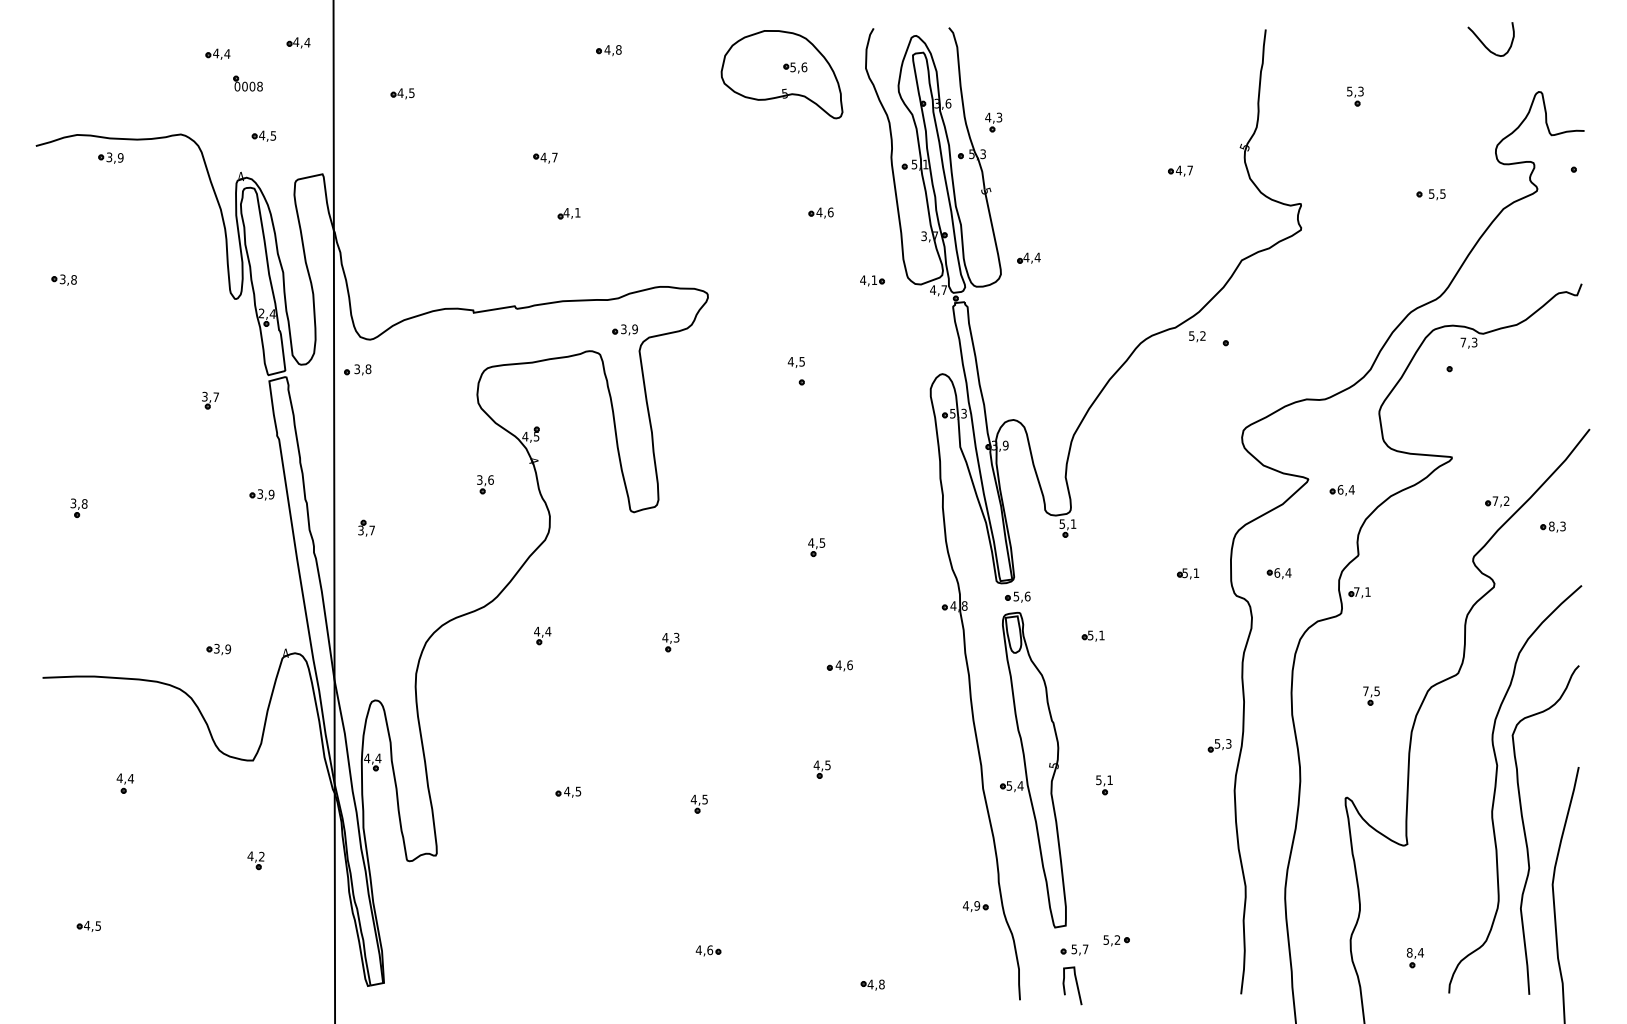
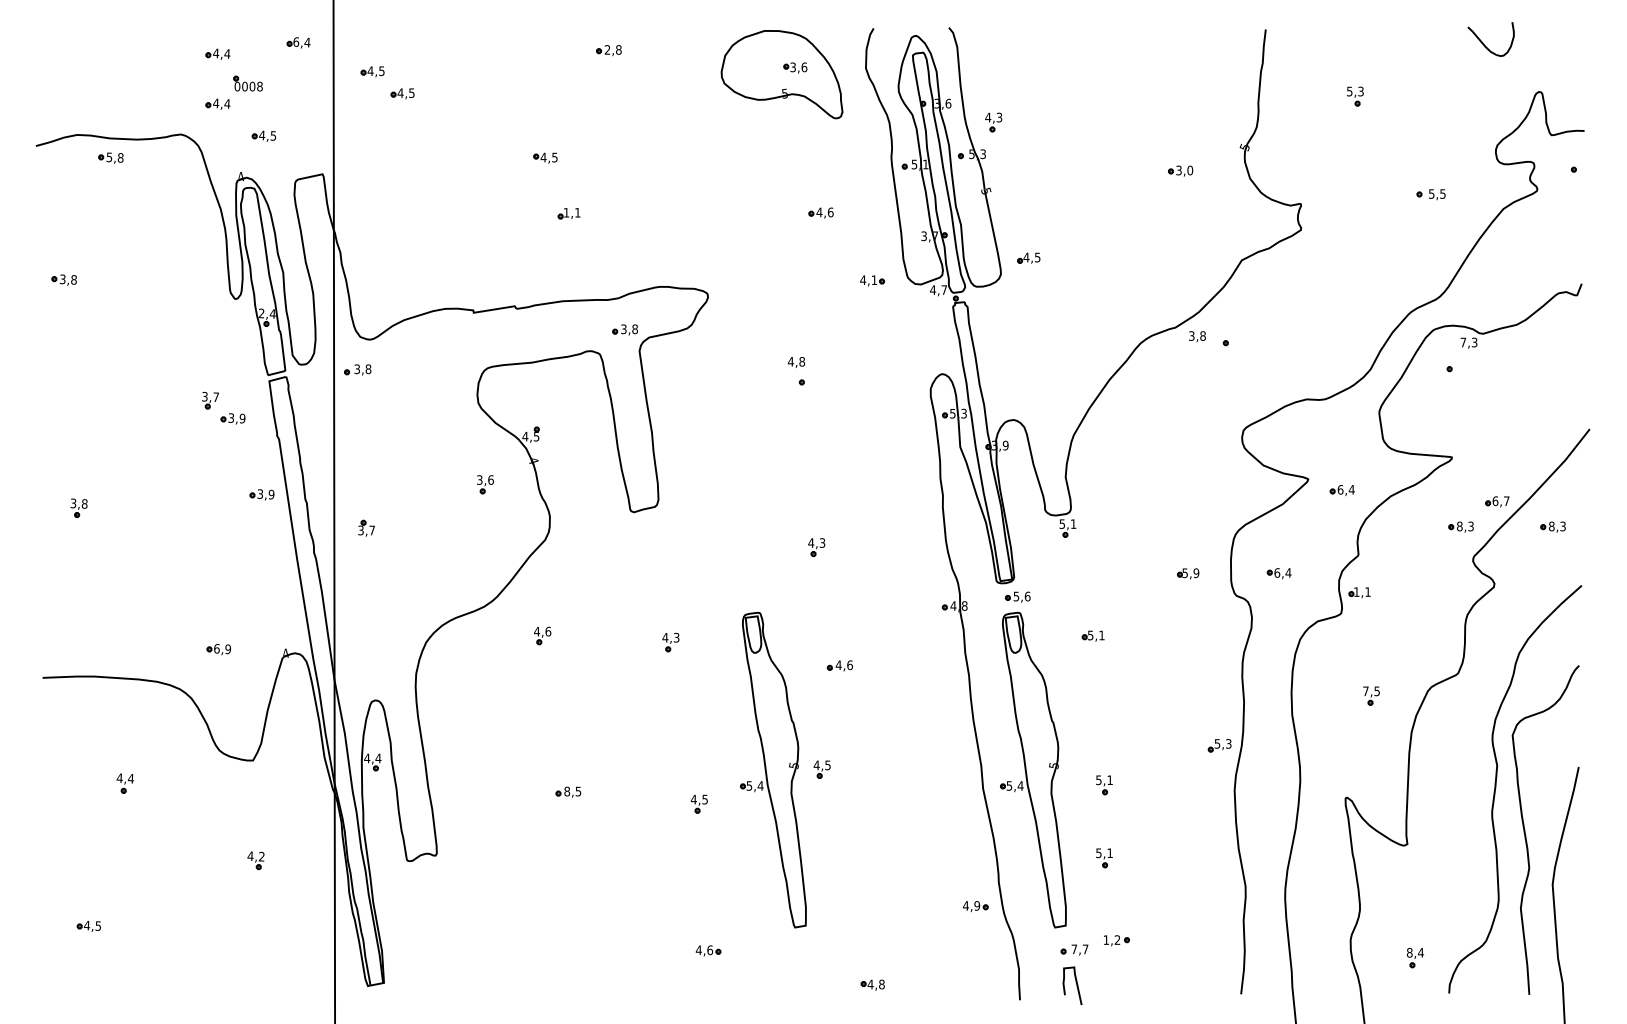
text: 4,4 -> 6,4 (296, 41)
text: 4,8 -> 2,8 (607, 49)
text: 5,6 -> 3,6 (792, 66)
part: none -> present (372, 71)
part: none -> present (217, 103)
text: 3,9 -> 5,8 (115, 157)
text: 4,7 -> 4,5 (554, 157)
text: 4,7 -> 3,0 (1184, 170)
text: 4,1 -> 1,1 (566, 212)
text: 4,4 -> 4,5 (1037, 257)
text: 3,9 -> 3,8 (634, 329)
text: 5,2 -> 3,8 (1197, 335)
text: 4,5 -> 4,8 (802, 361)
part: none -> present (232, 418)
text: 7,2 -> 6,7 (1500, 501)
part: none -> present (1460, 526)
text: 4,5 -> 4,3 (822, 542)
text: 5,1 -> 5,9 (1196, 573)
text: 7,1 -> 1,1 (1356, 591)
text: 4,4 -> 4,6 (548, 631)
text: 3,9 -> 6,9 (216, 648)
part: none -> present (773, 769)
text: 4,5 -> 8,5 (567, 791)
part: none -> present (1104, 858)
text: 5,2 -> 1,2 (1105, 939)
text: 5,7 -> 7,7 (1074, 949)
